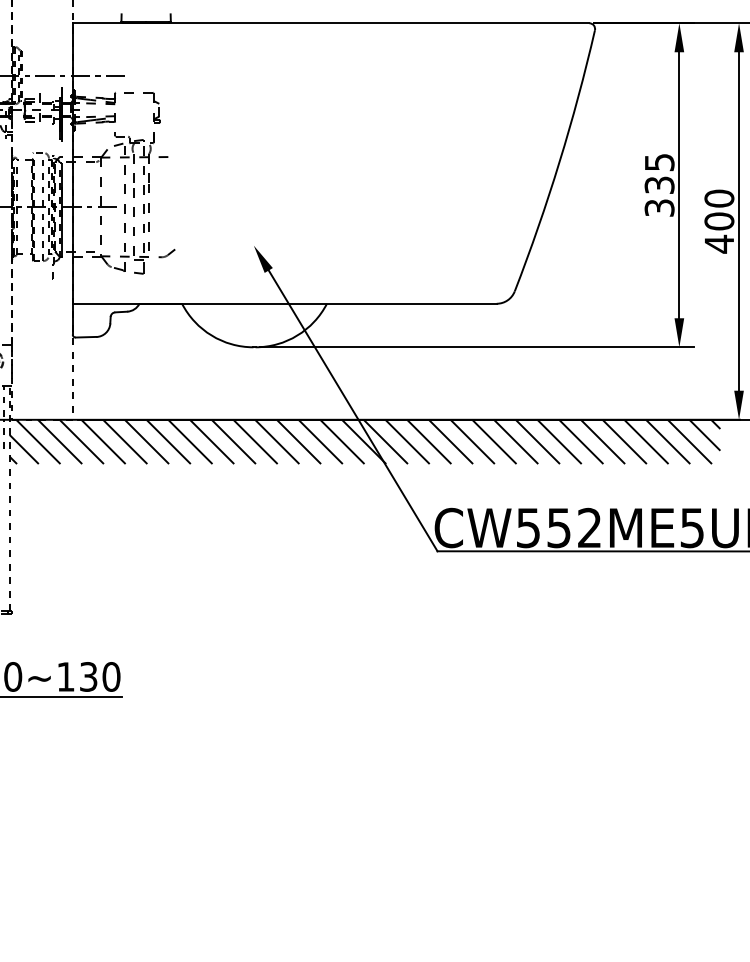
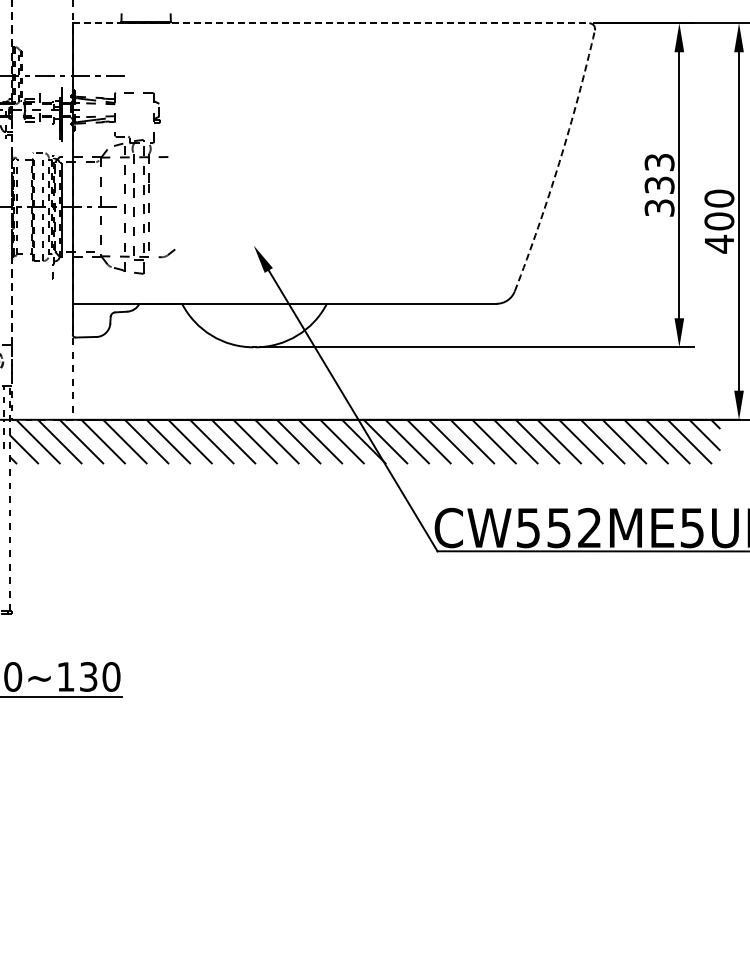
line: solid -> dashed (331, 23)
arc: solid -> dashed (559, 162)
text: 335 -> 333 (658, 162)
